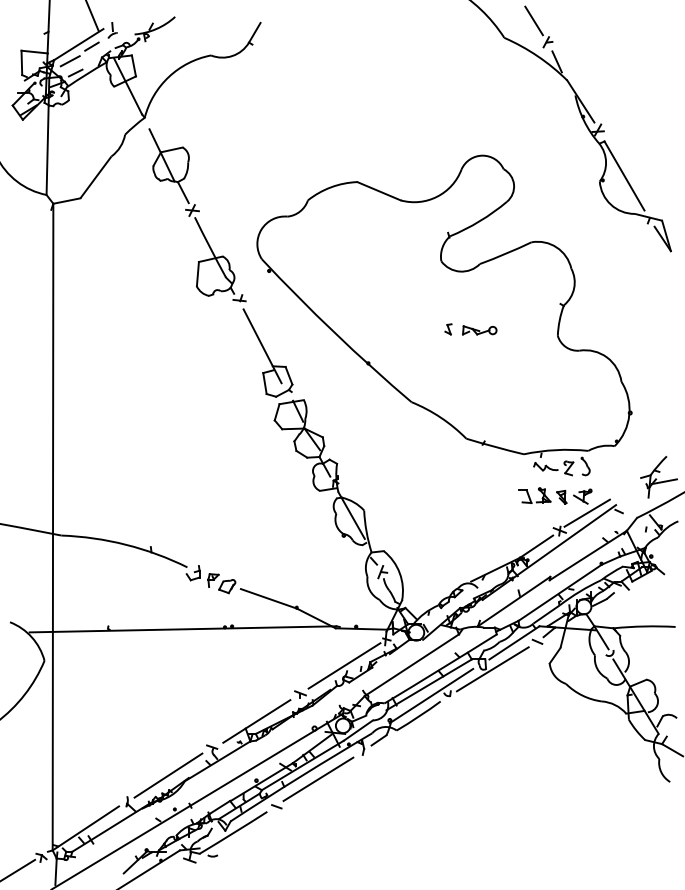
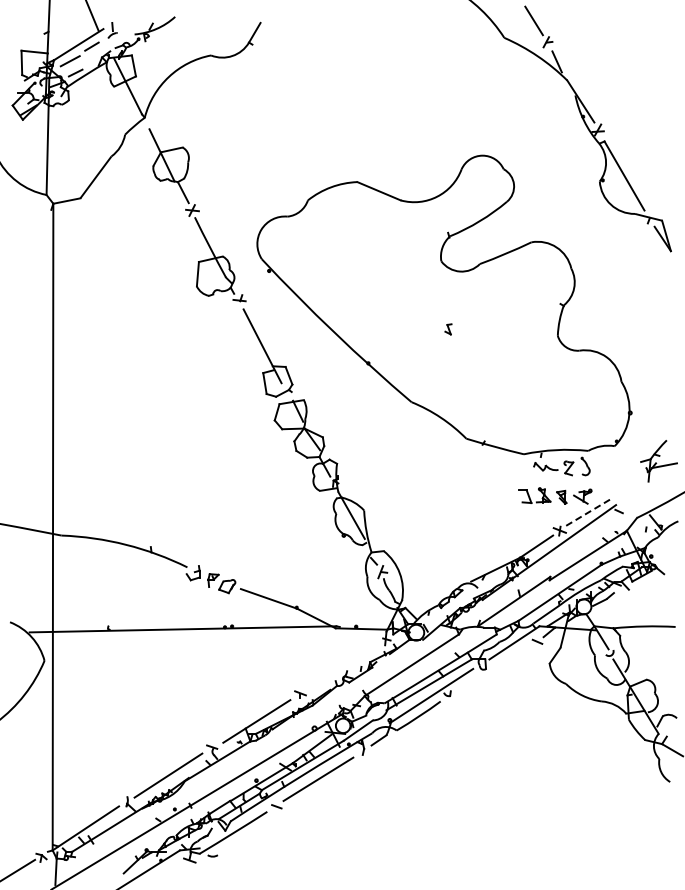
part: present -> none (479, 330)
part position: (658, 477) -> (658, 461) (658, 461)
line: solid -> dashed (586, 513)
line: present -> none (344, 665)
line: present -> none (492, 669)
